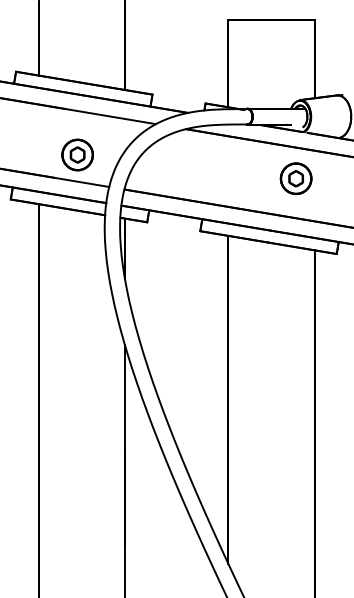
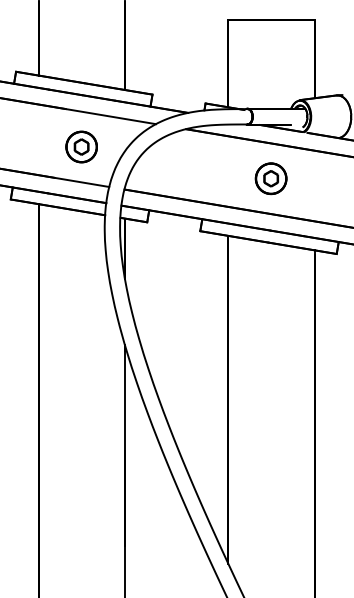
part position: (77, 154) -> (81, 146) (81, 146)
part position: (295, 178) -> (270, 178) (270, 178)
